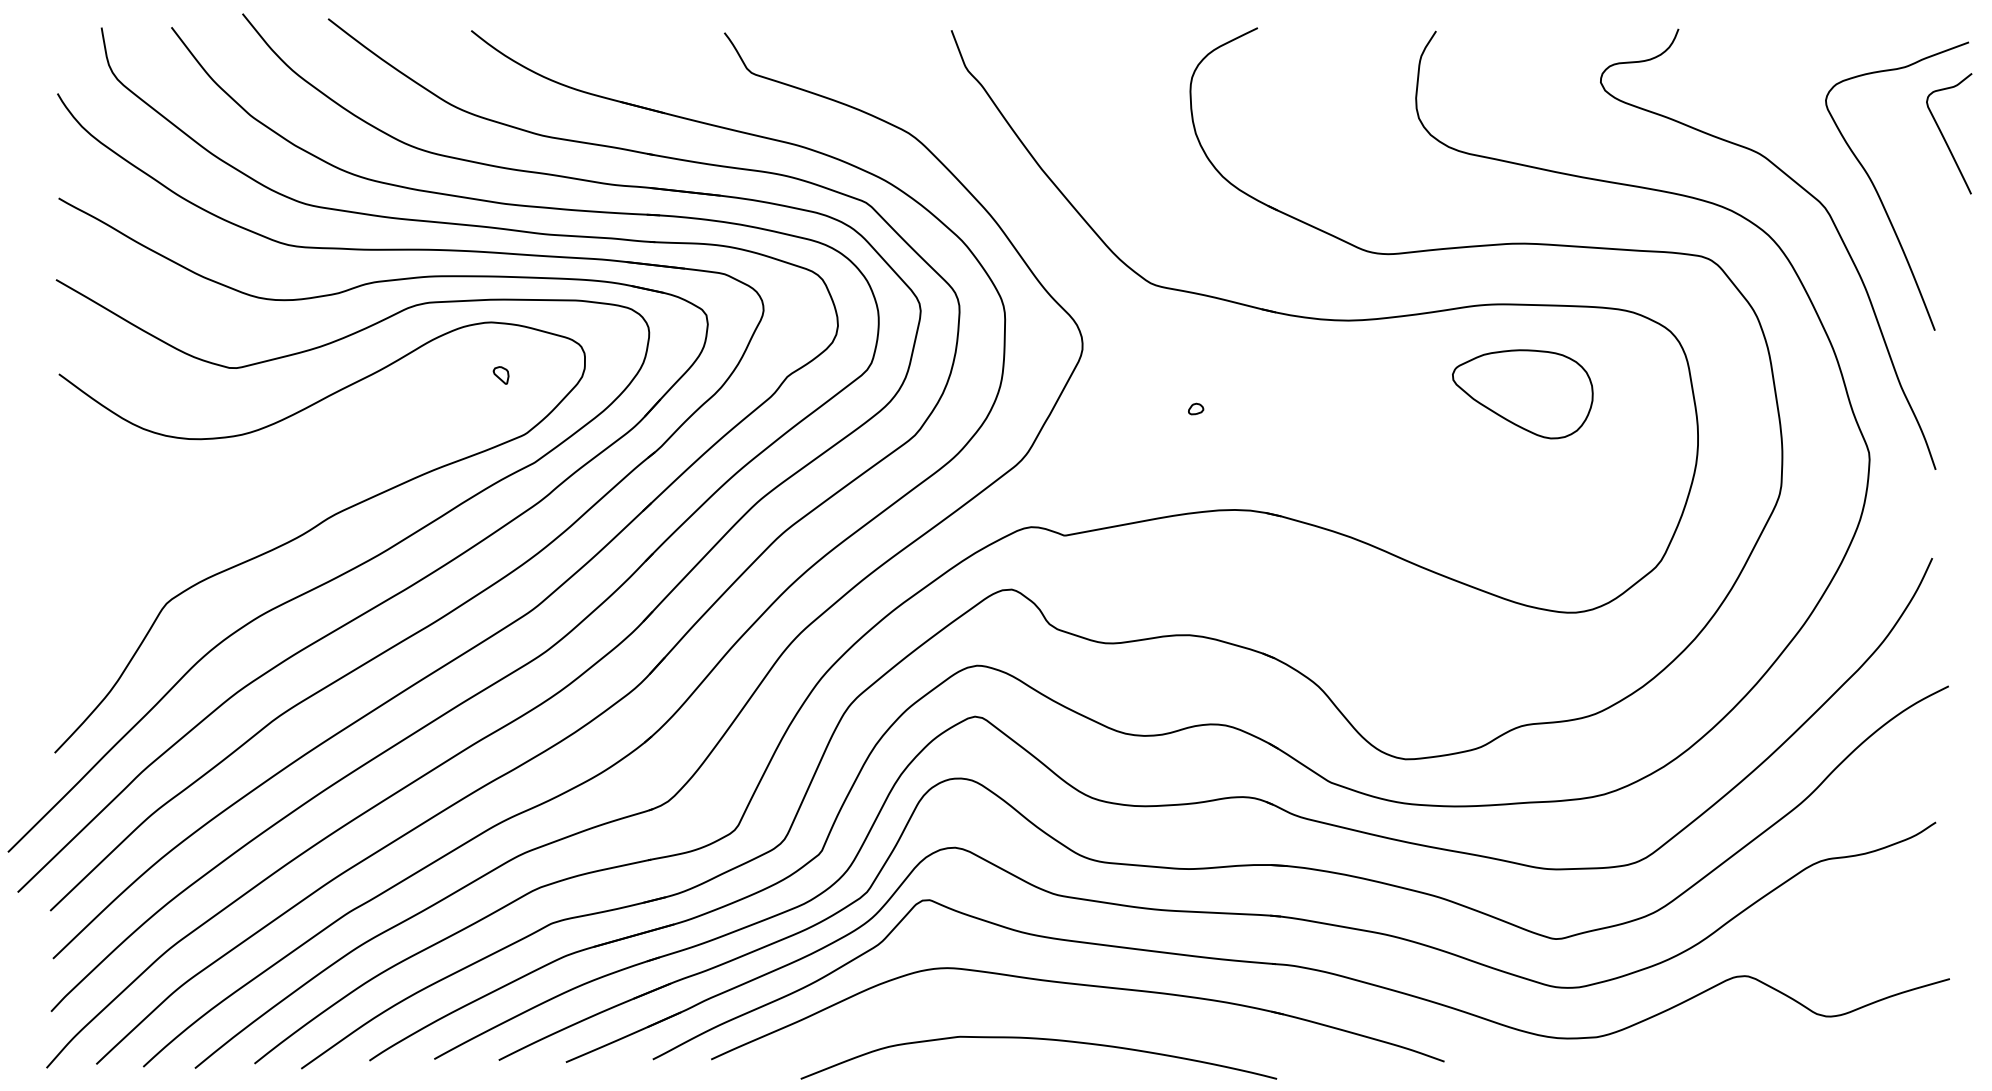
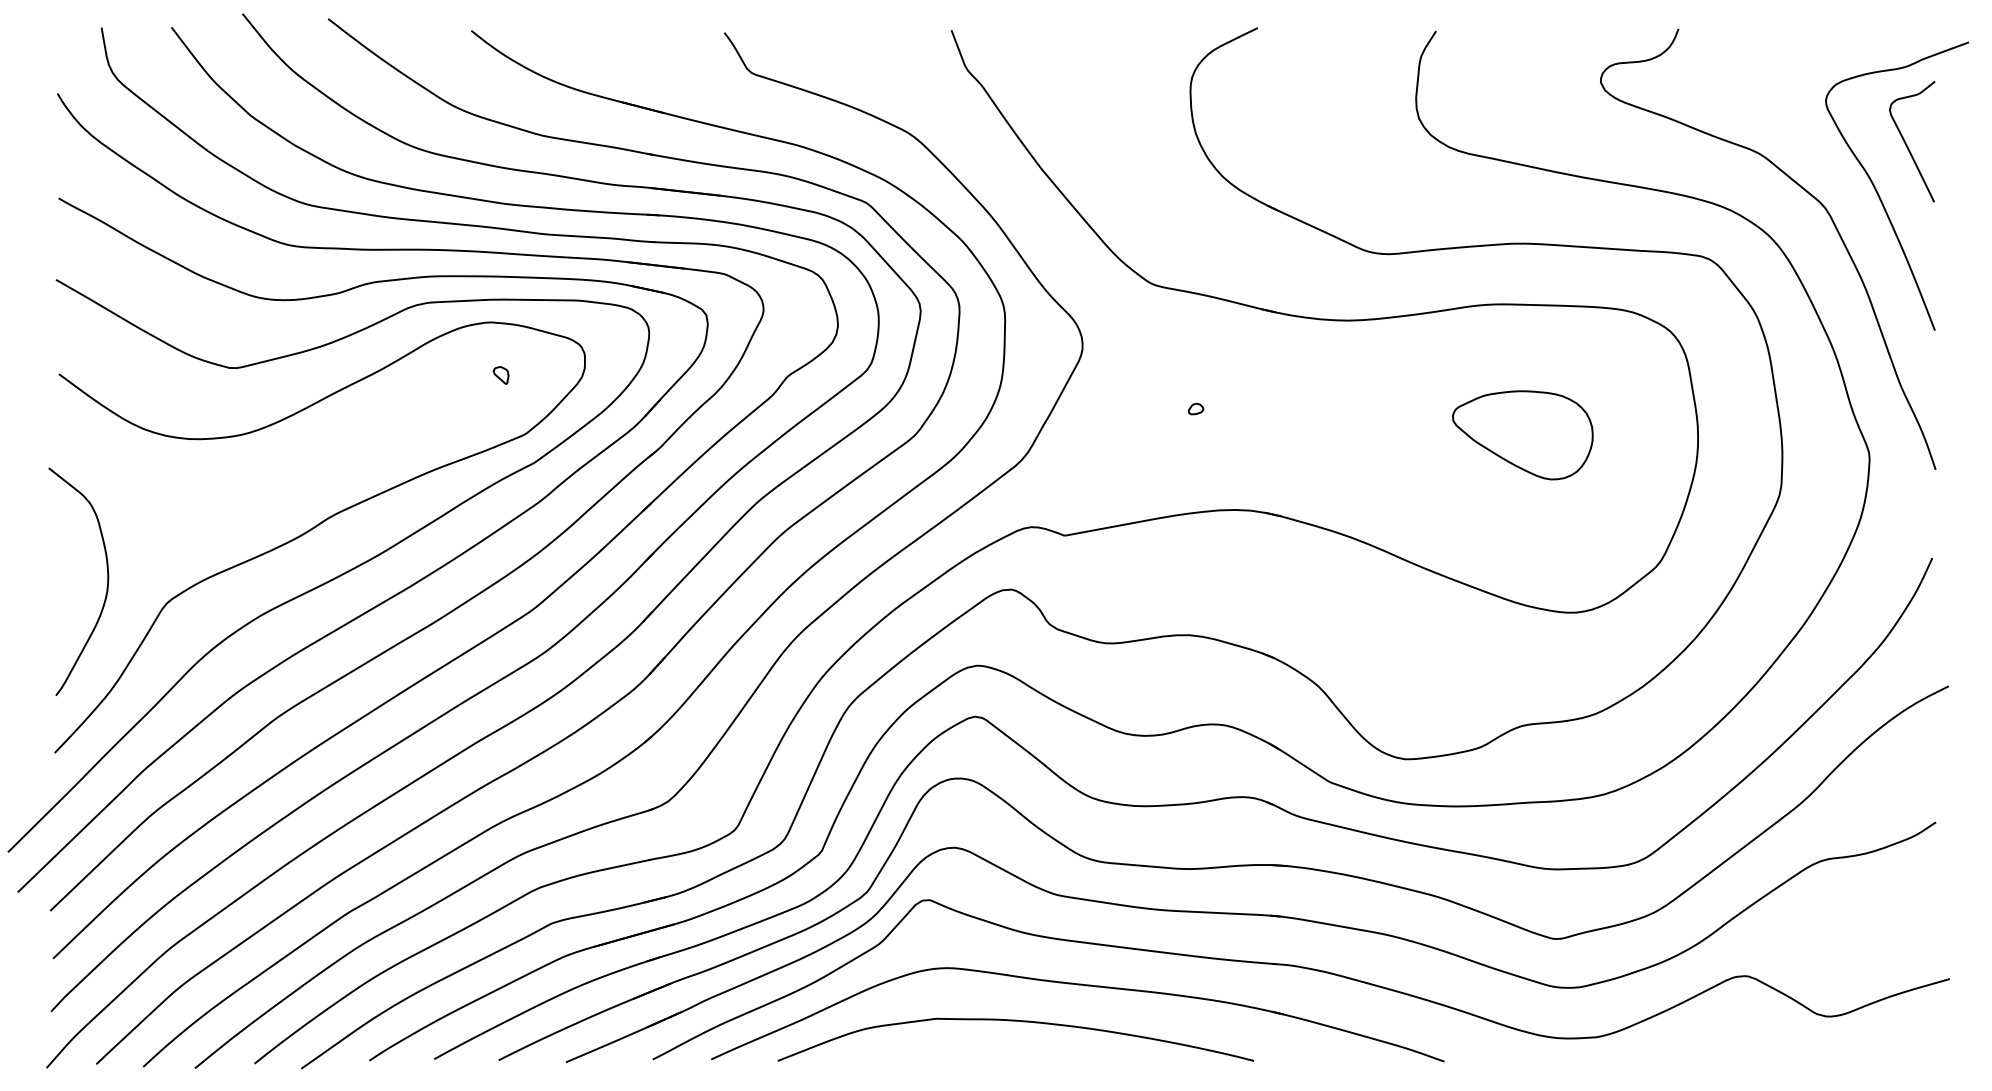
curve position: (1944, 136) -> (1907, 144) (1907, 144)
part position: (1522, 394) -> (1522, 435) (1522, 435)
curve: none -> present (106, 586)
curve position: (1038, 1039) -> (1015, 1021) (1015, 1021)
